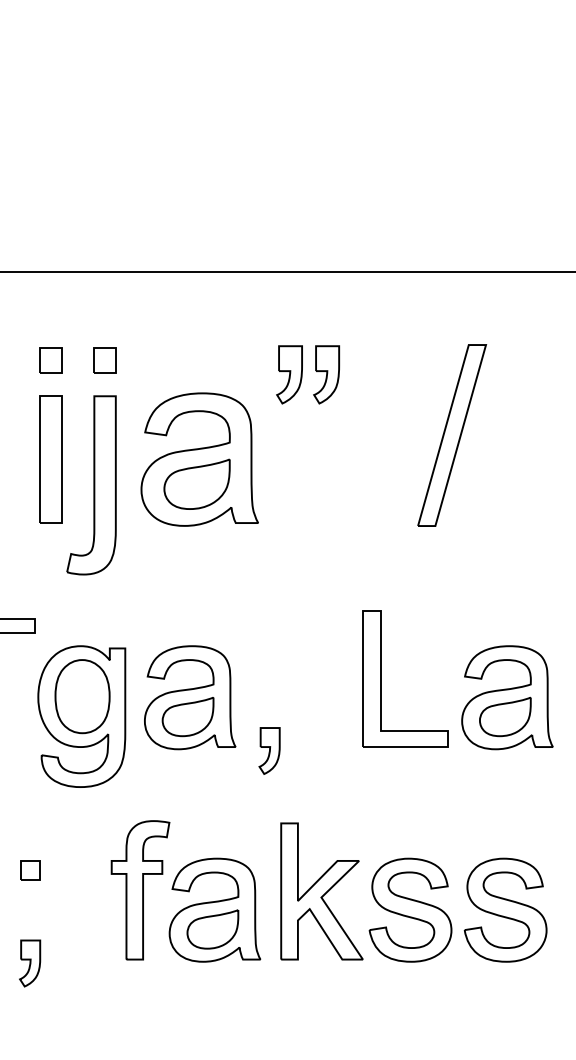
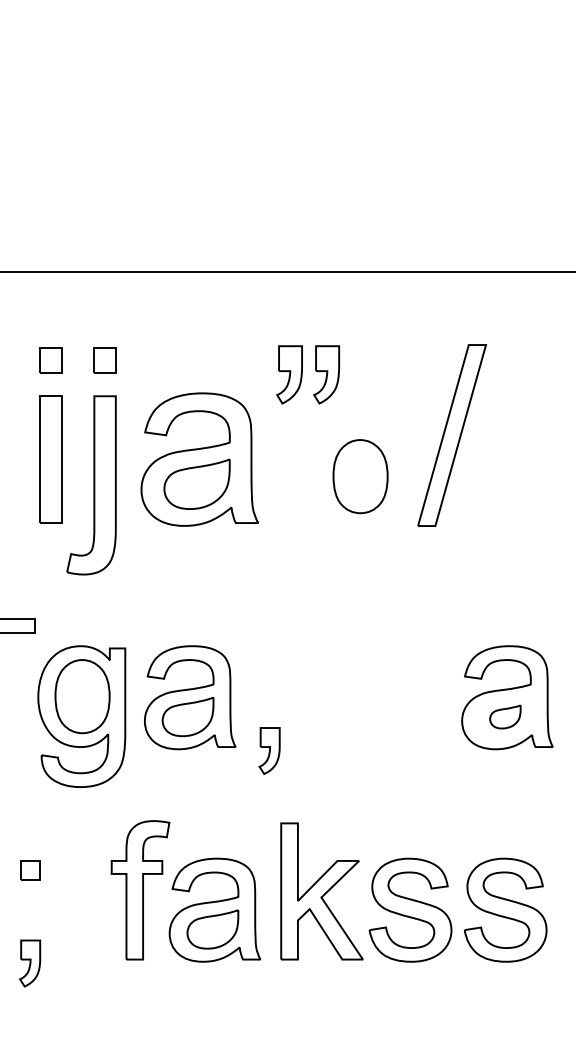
part: none -> present (360, 476)
part: present -> none (381, 678)
part size: 53x42 px -> 33x26 px (505, 716)
